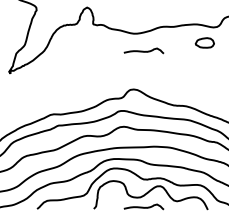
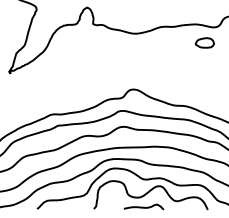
curve: present -> none (143, 50)
